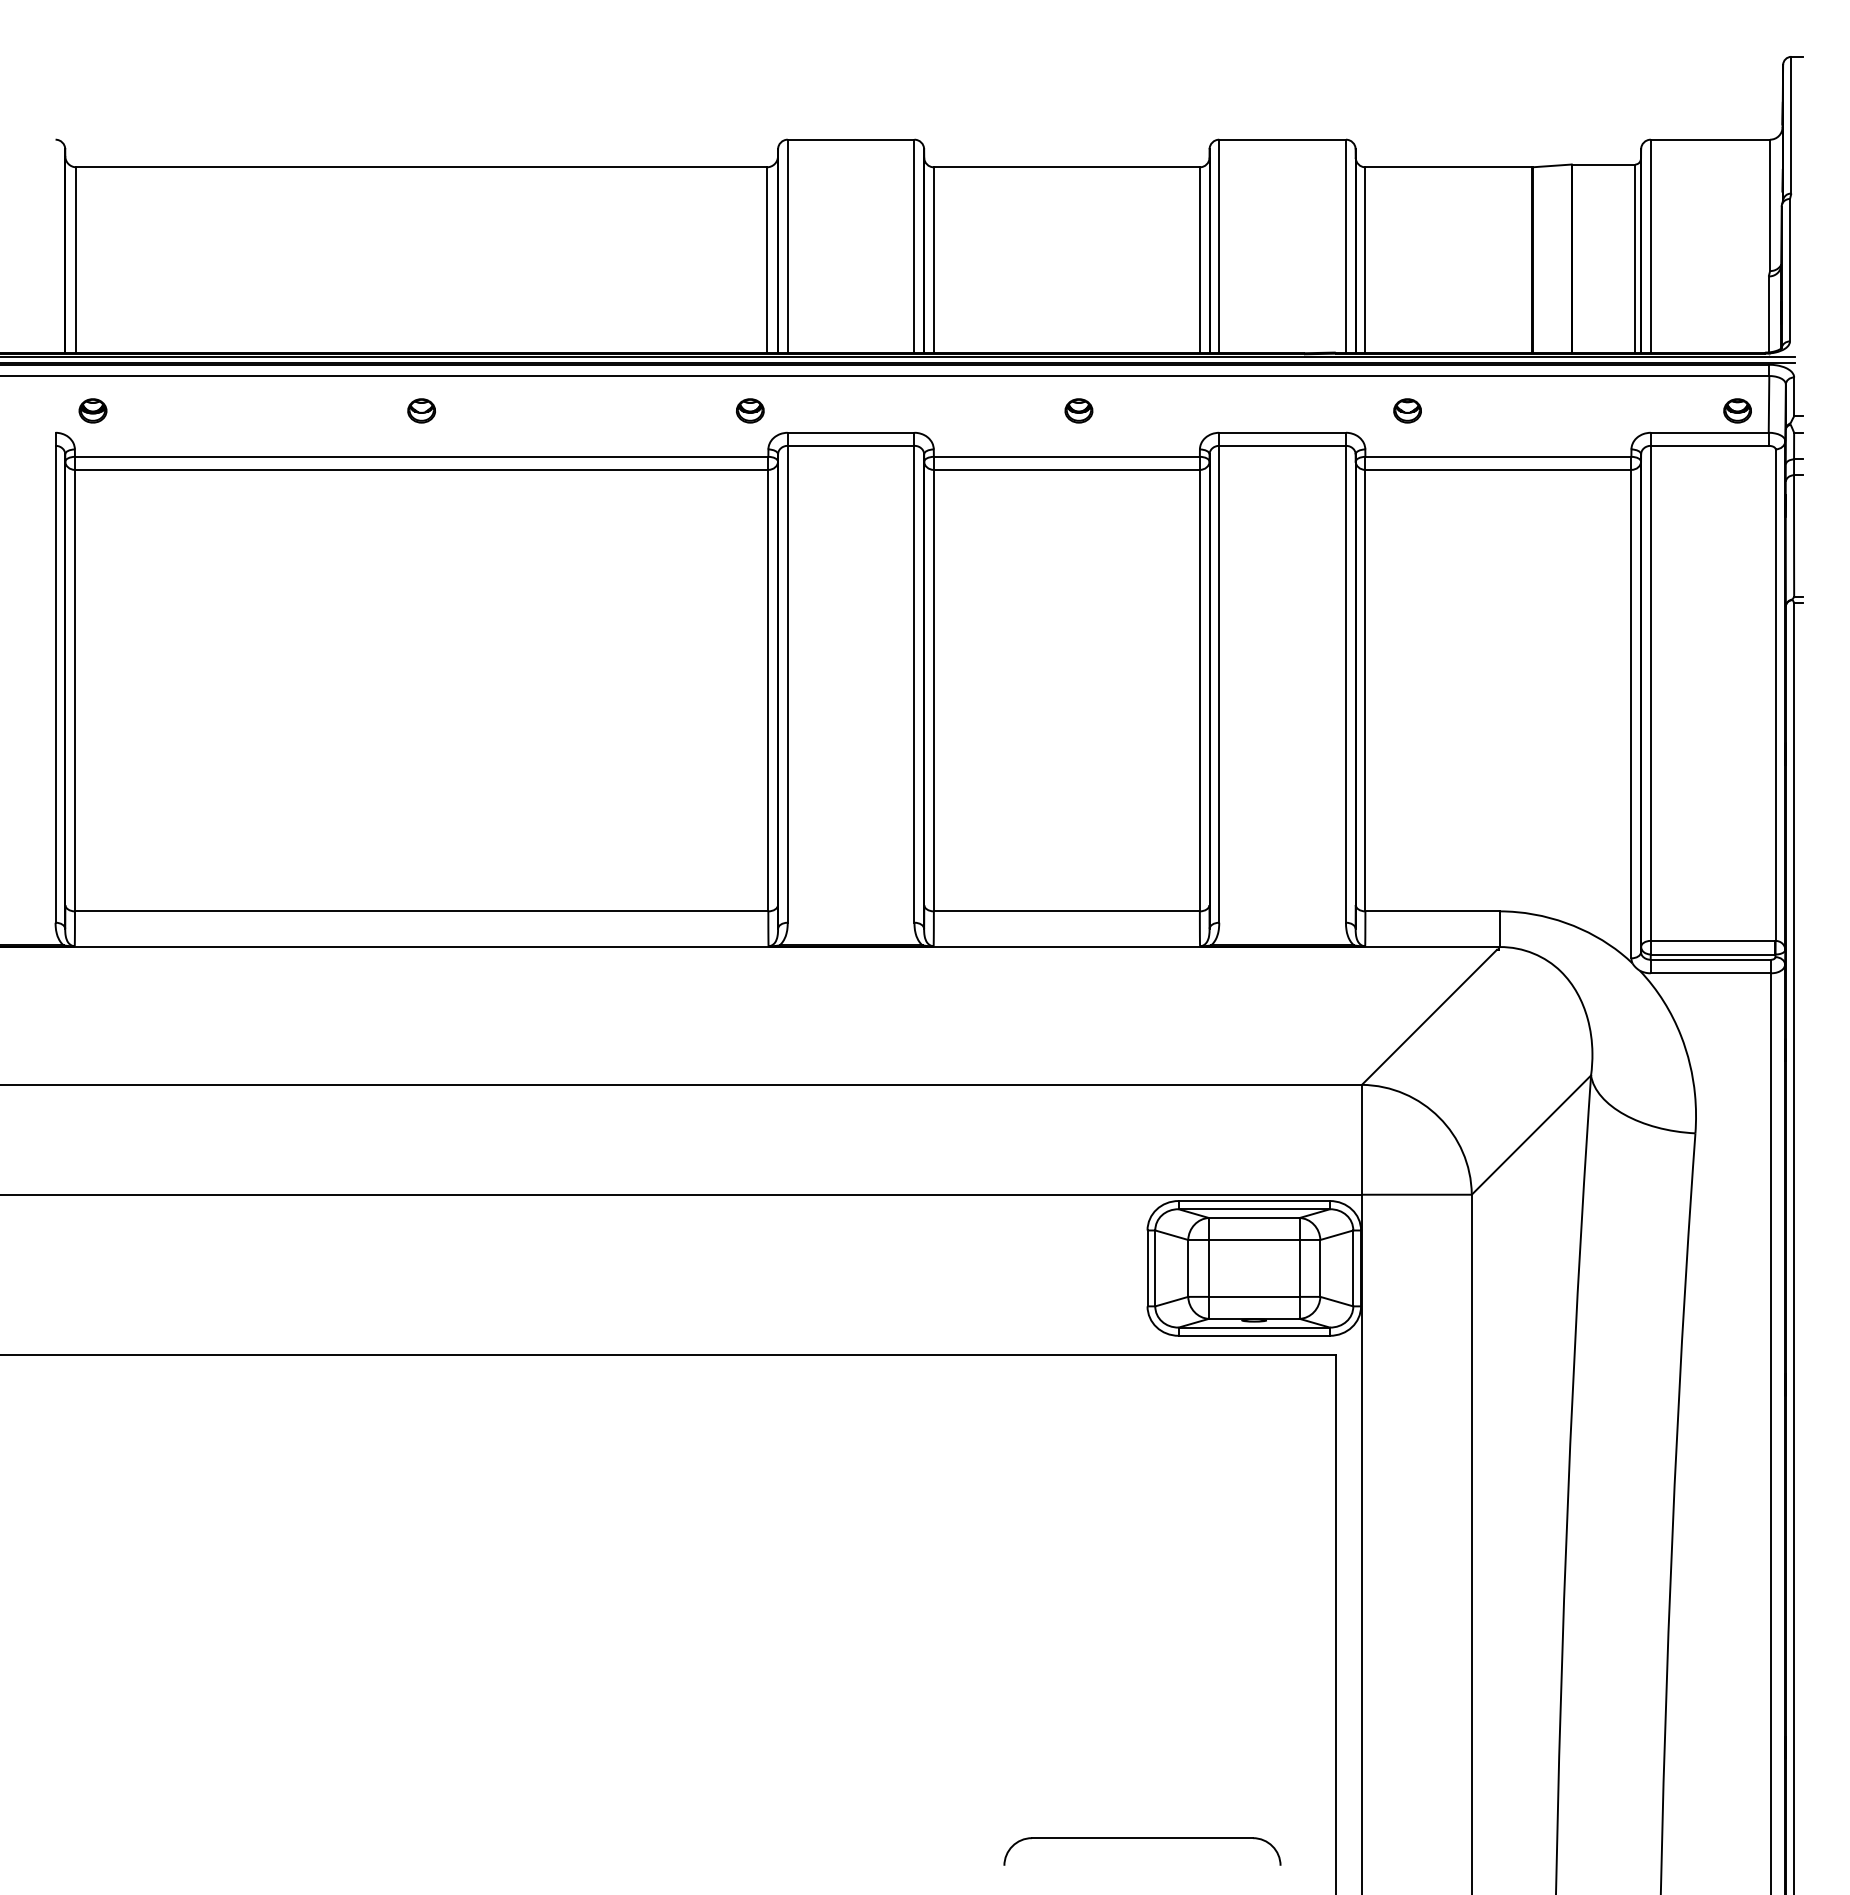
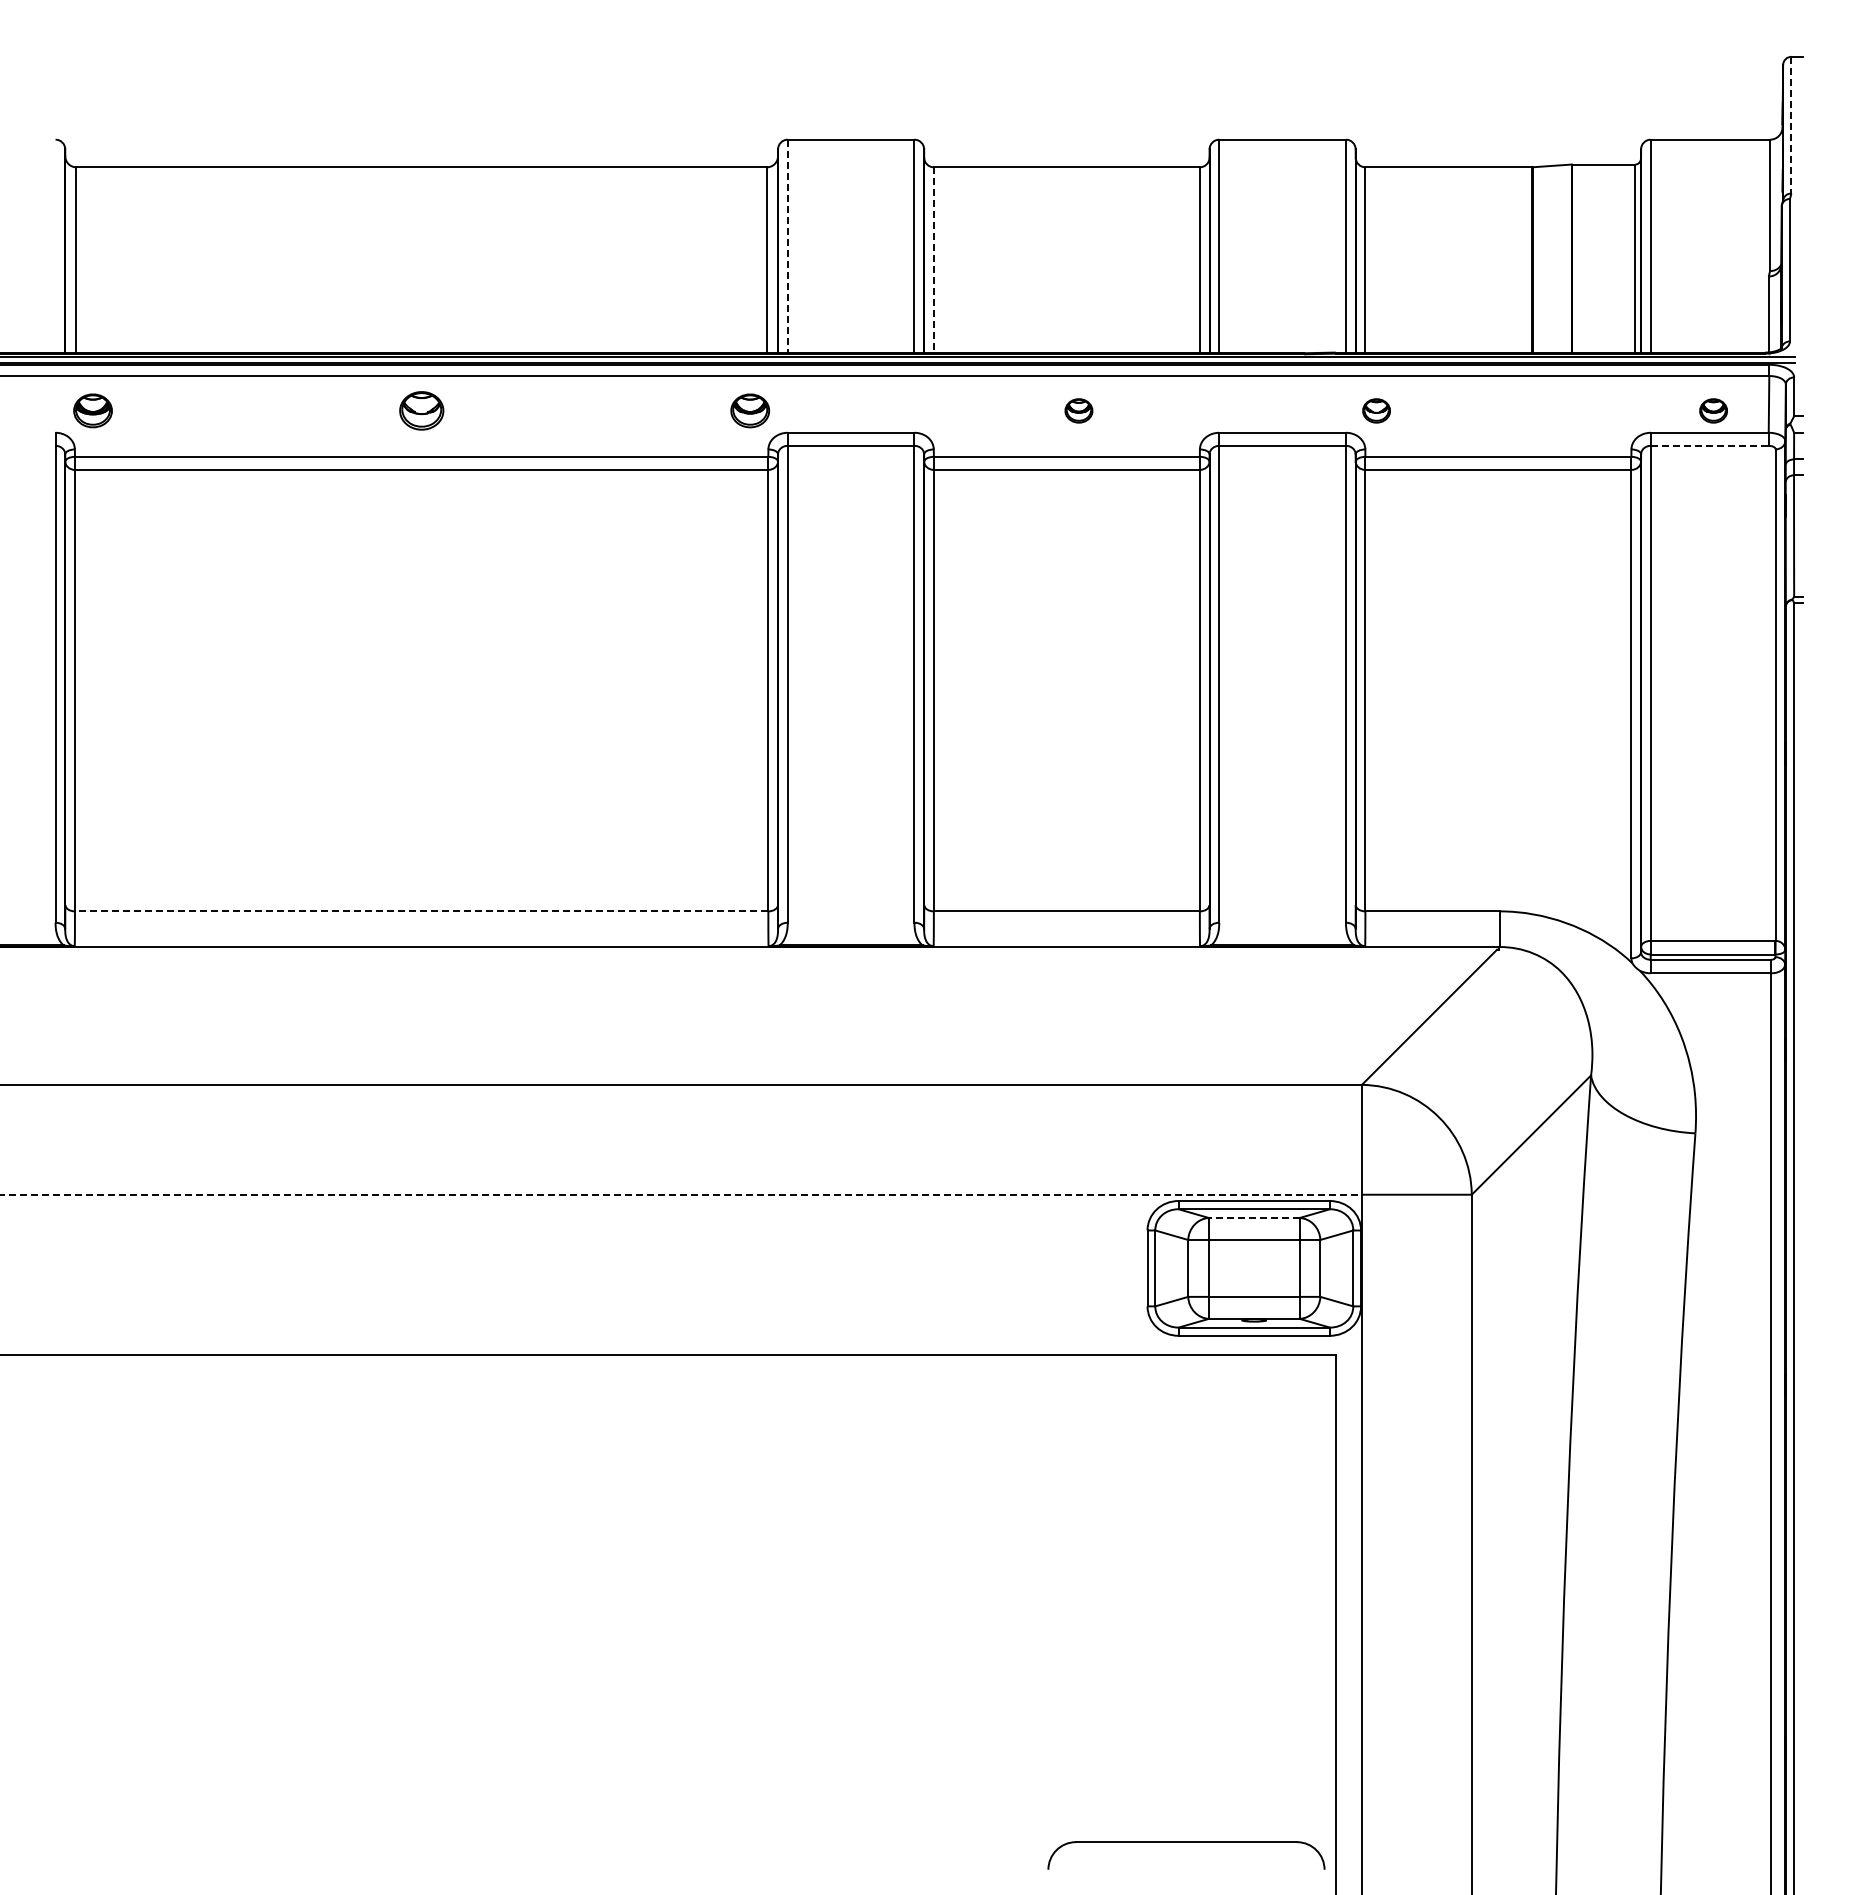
line: solid -> dashed (1791, 125)
line: solid -> dashed (787, 246)
line: solid -> dashed (933, 260)
part size: 30x26 px -> 40x36 px (92, 410)
part size: 29x26 px -> 46x40 px (421, 410)
part size: 29x26 px -> 41x36 px (750, 410)
part position: (1407, 410) -> (1376, 410) (1376, 410)
part position: (1737, 410) -> (1713, 410) (1713, 410)
line: solid -> dashed (1709, 445)
line: solid -> dashed (421, 911)
line: solid -> dashed (681, 1194)
line: solid -> dashed (1253, 1218)
part position: (1142, 1838) -> (1186, 1842) (1186, 1842)
